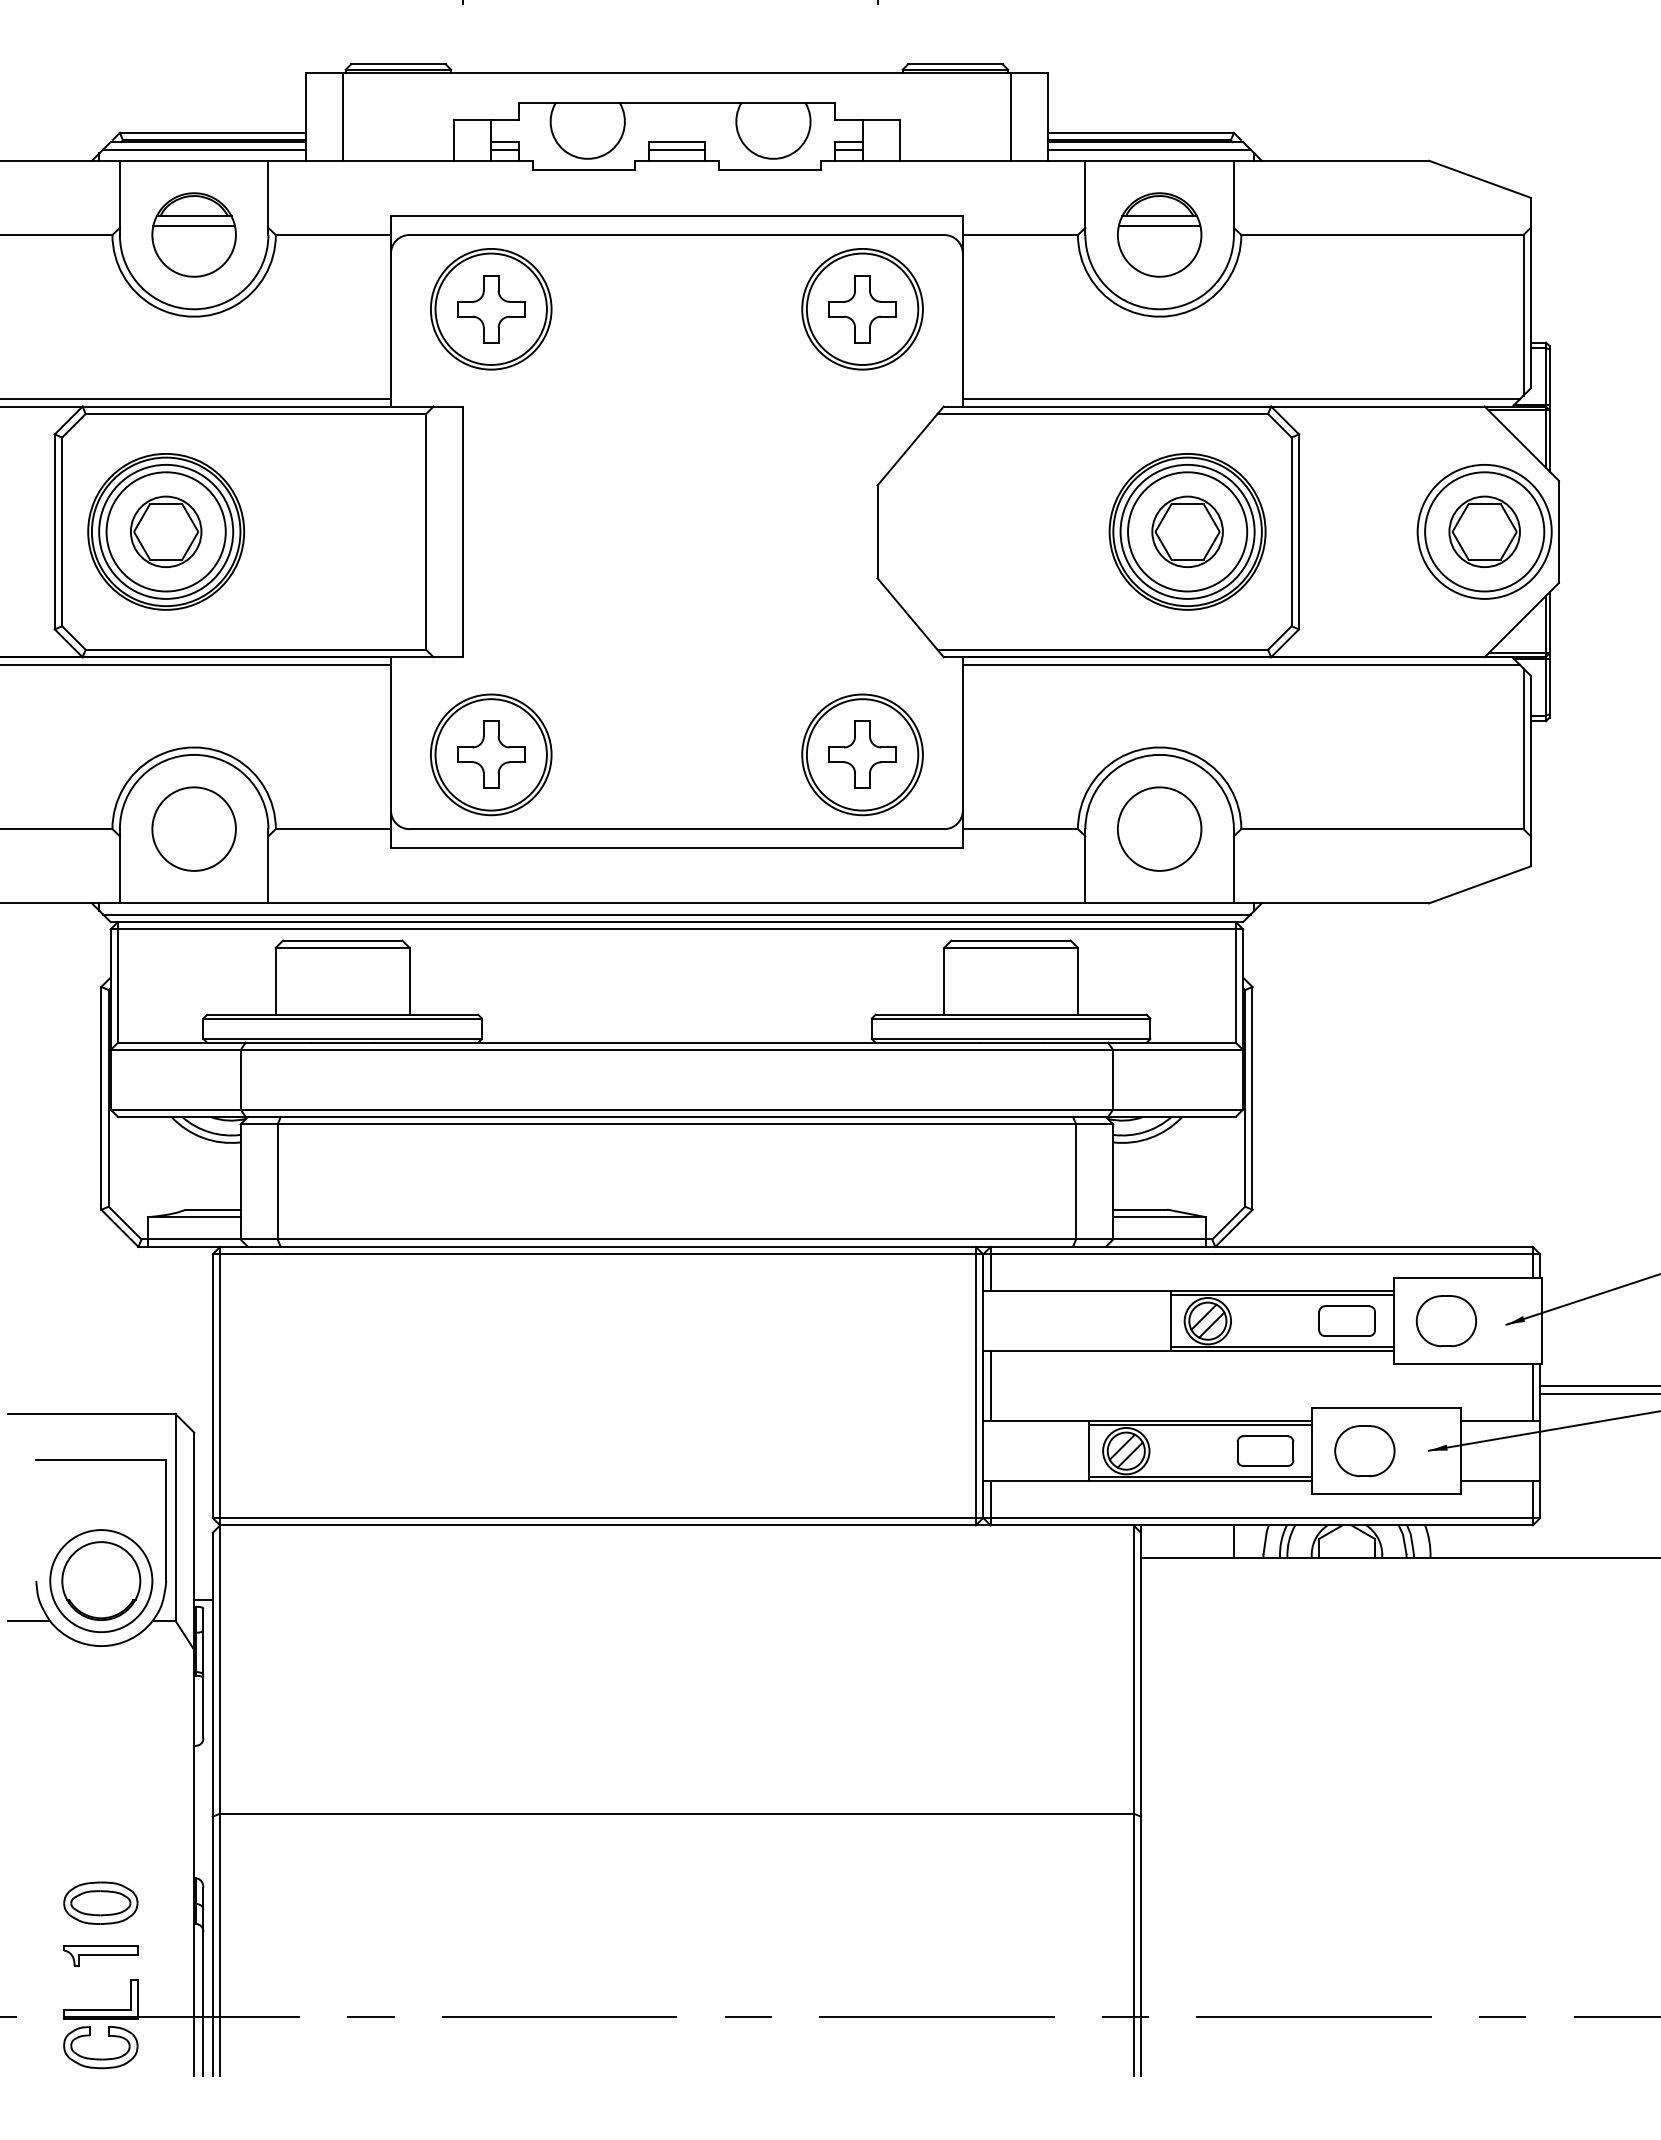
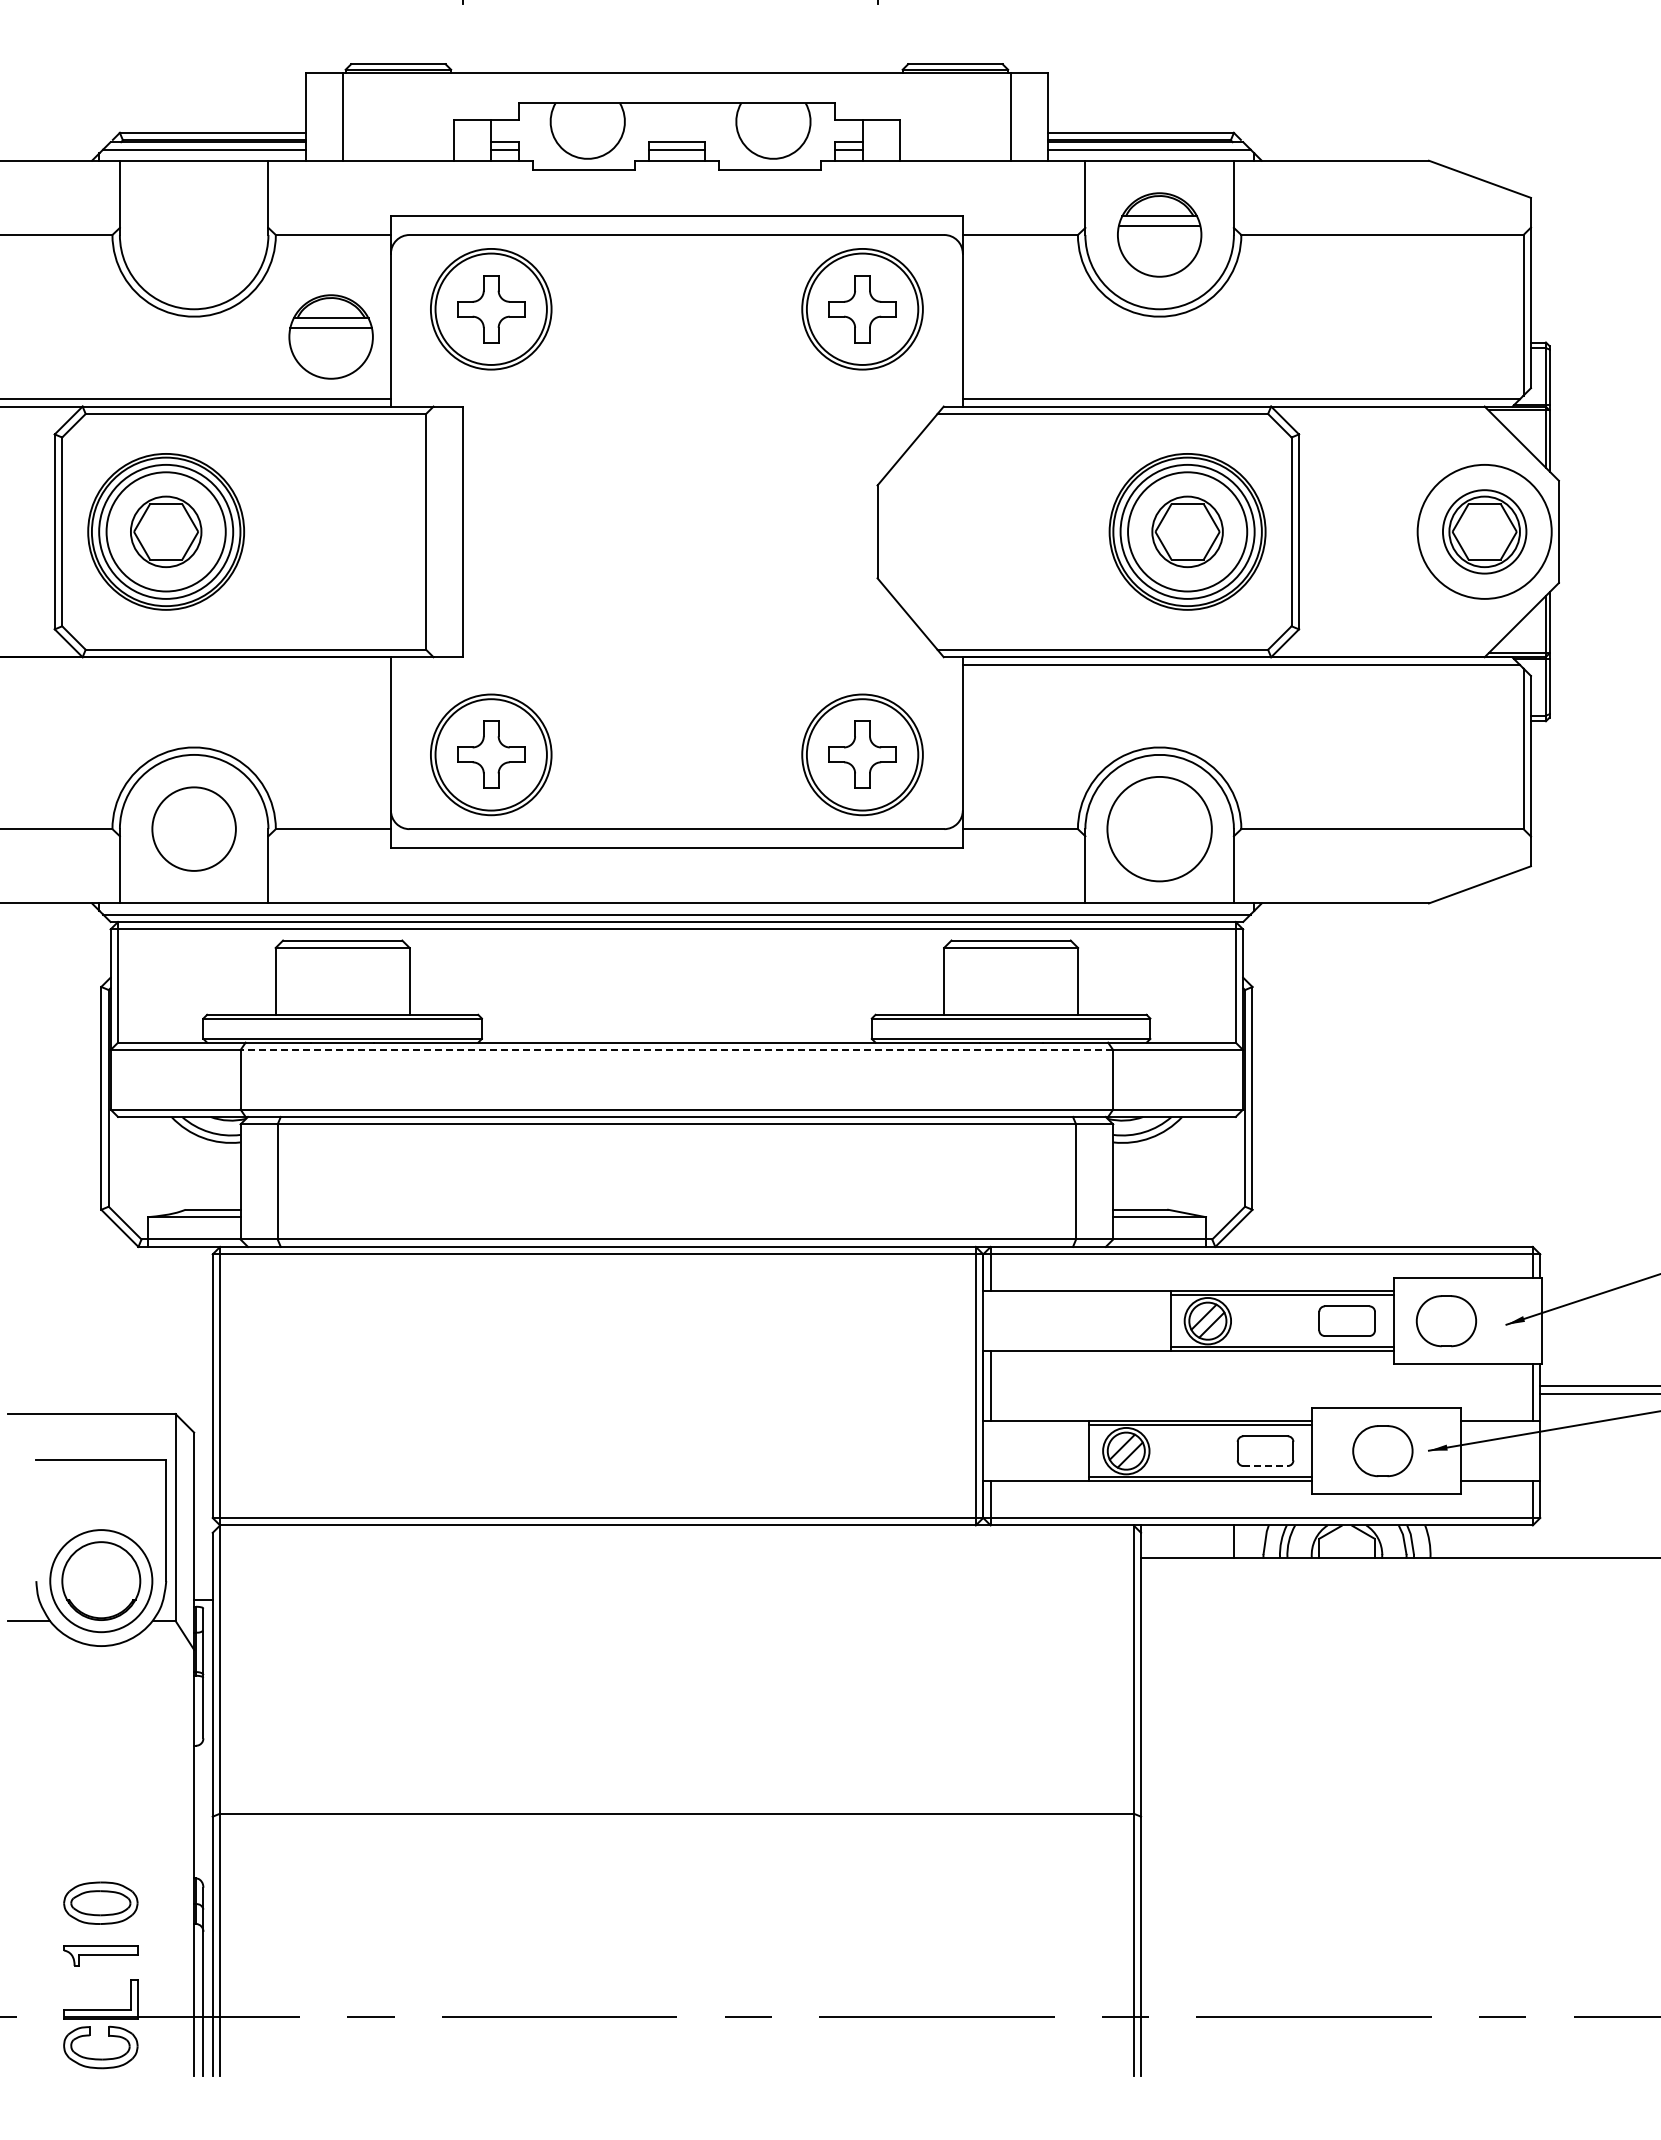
part position: (193, 234) -> (330, 336) (330, 336)
circle diameter: 119 px -> 83 px (1484, 531)
line: present -> none (196, 664)
circle diameter: 84 px -> 104 px (1159, 828)
line: solid -> dashed (676, 1050)
part position: (1364, 1451) -> (1382, 1451) (1382, 1451)
line: solid -> dashed (1266, 1466)
